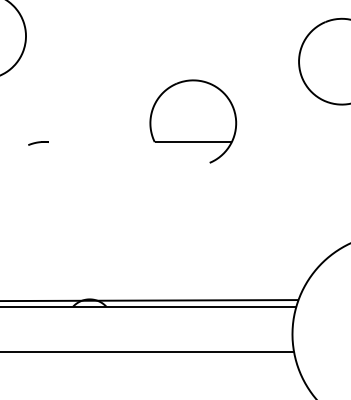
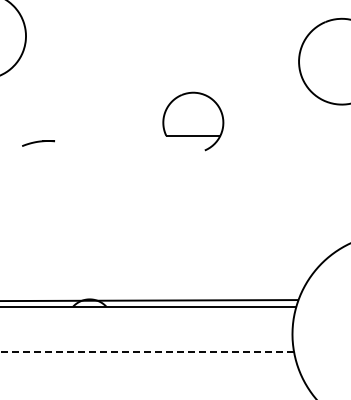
part size: 89x85 px -> 63x61 px (193, 121)
part size: 21x5 px -> 33x7 px (38, 143)
line: solid -> dashed (147, 351)
